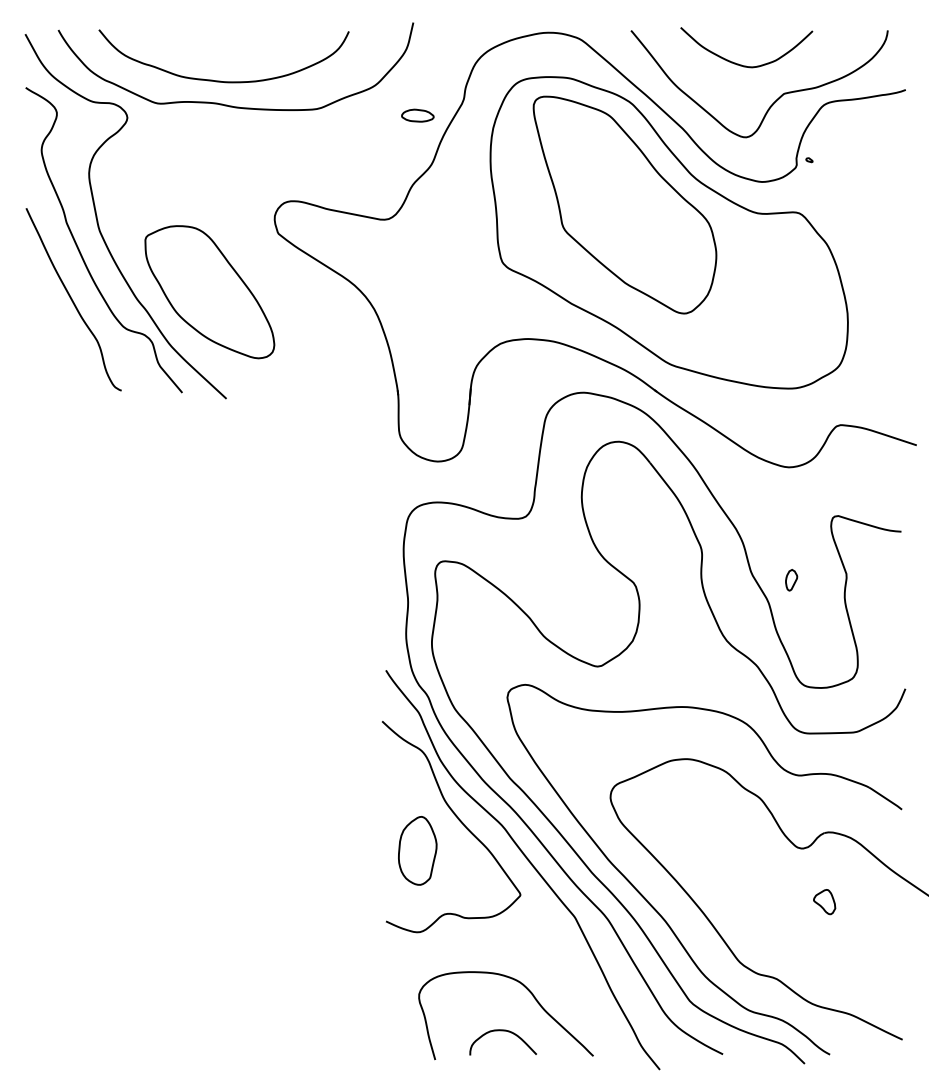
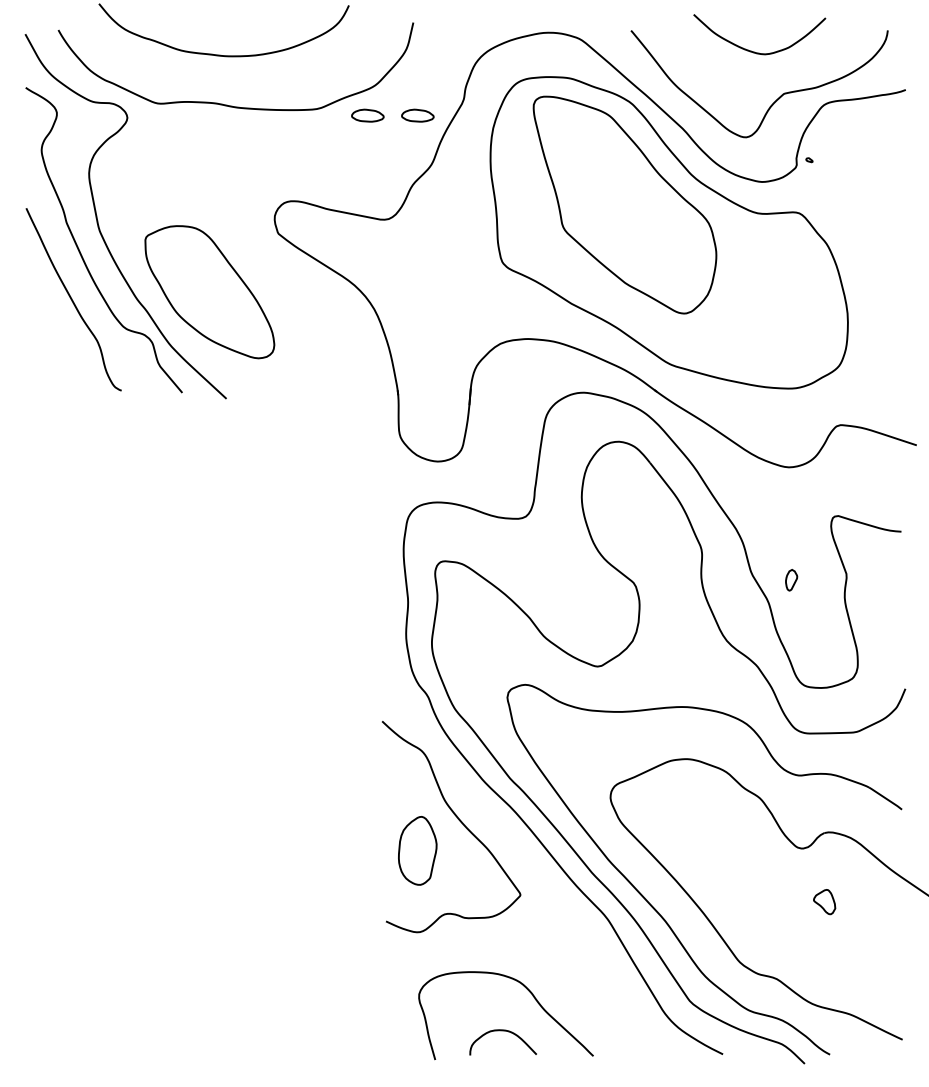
curve position: (741, 64) -> (754, 51) (754, 51)
curve position: (220, 80) -> (220, 54) (220, 54)
part: none -> present (367, 115)
curve: present -> none (529, 863)
